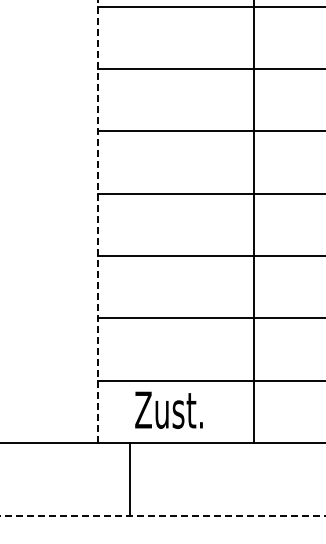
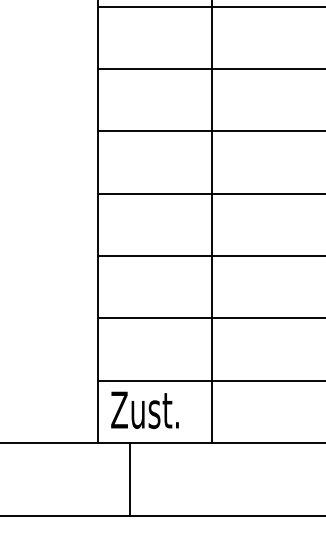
line: dashed -> solid (97, 222)
line position: (254, 222) -> (212, 222) (212, 222)
text position: (168, 409) -> (144, 409) (144, 409)
line: dashed -> solid (163, 516)
